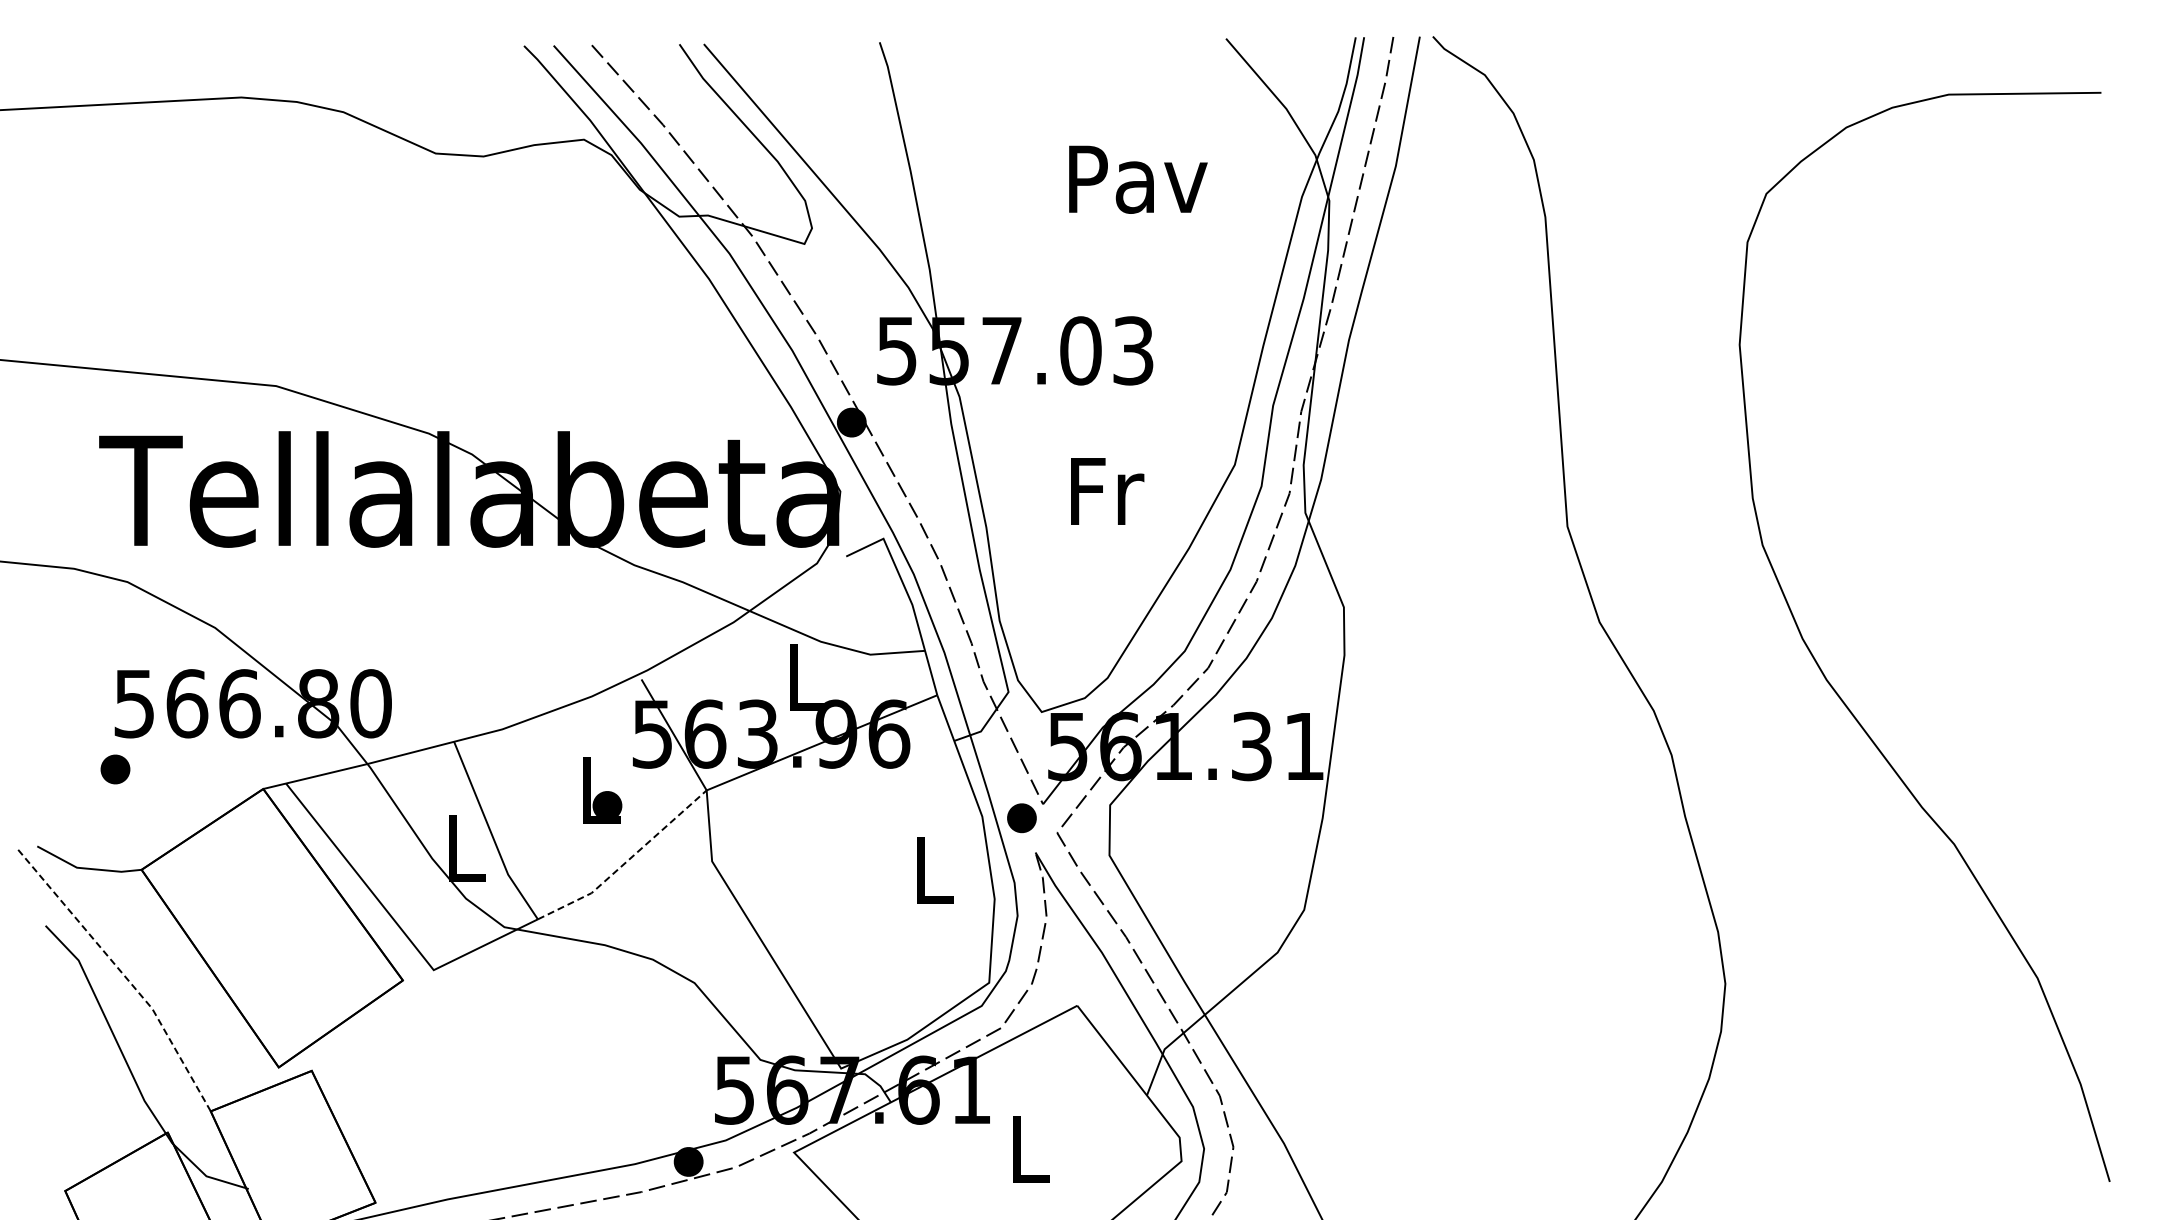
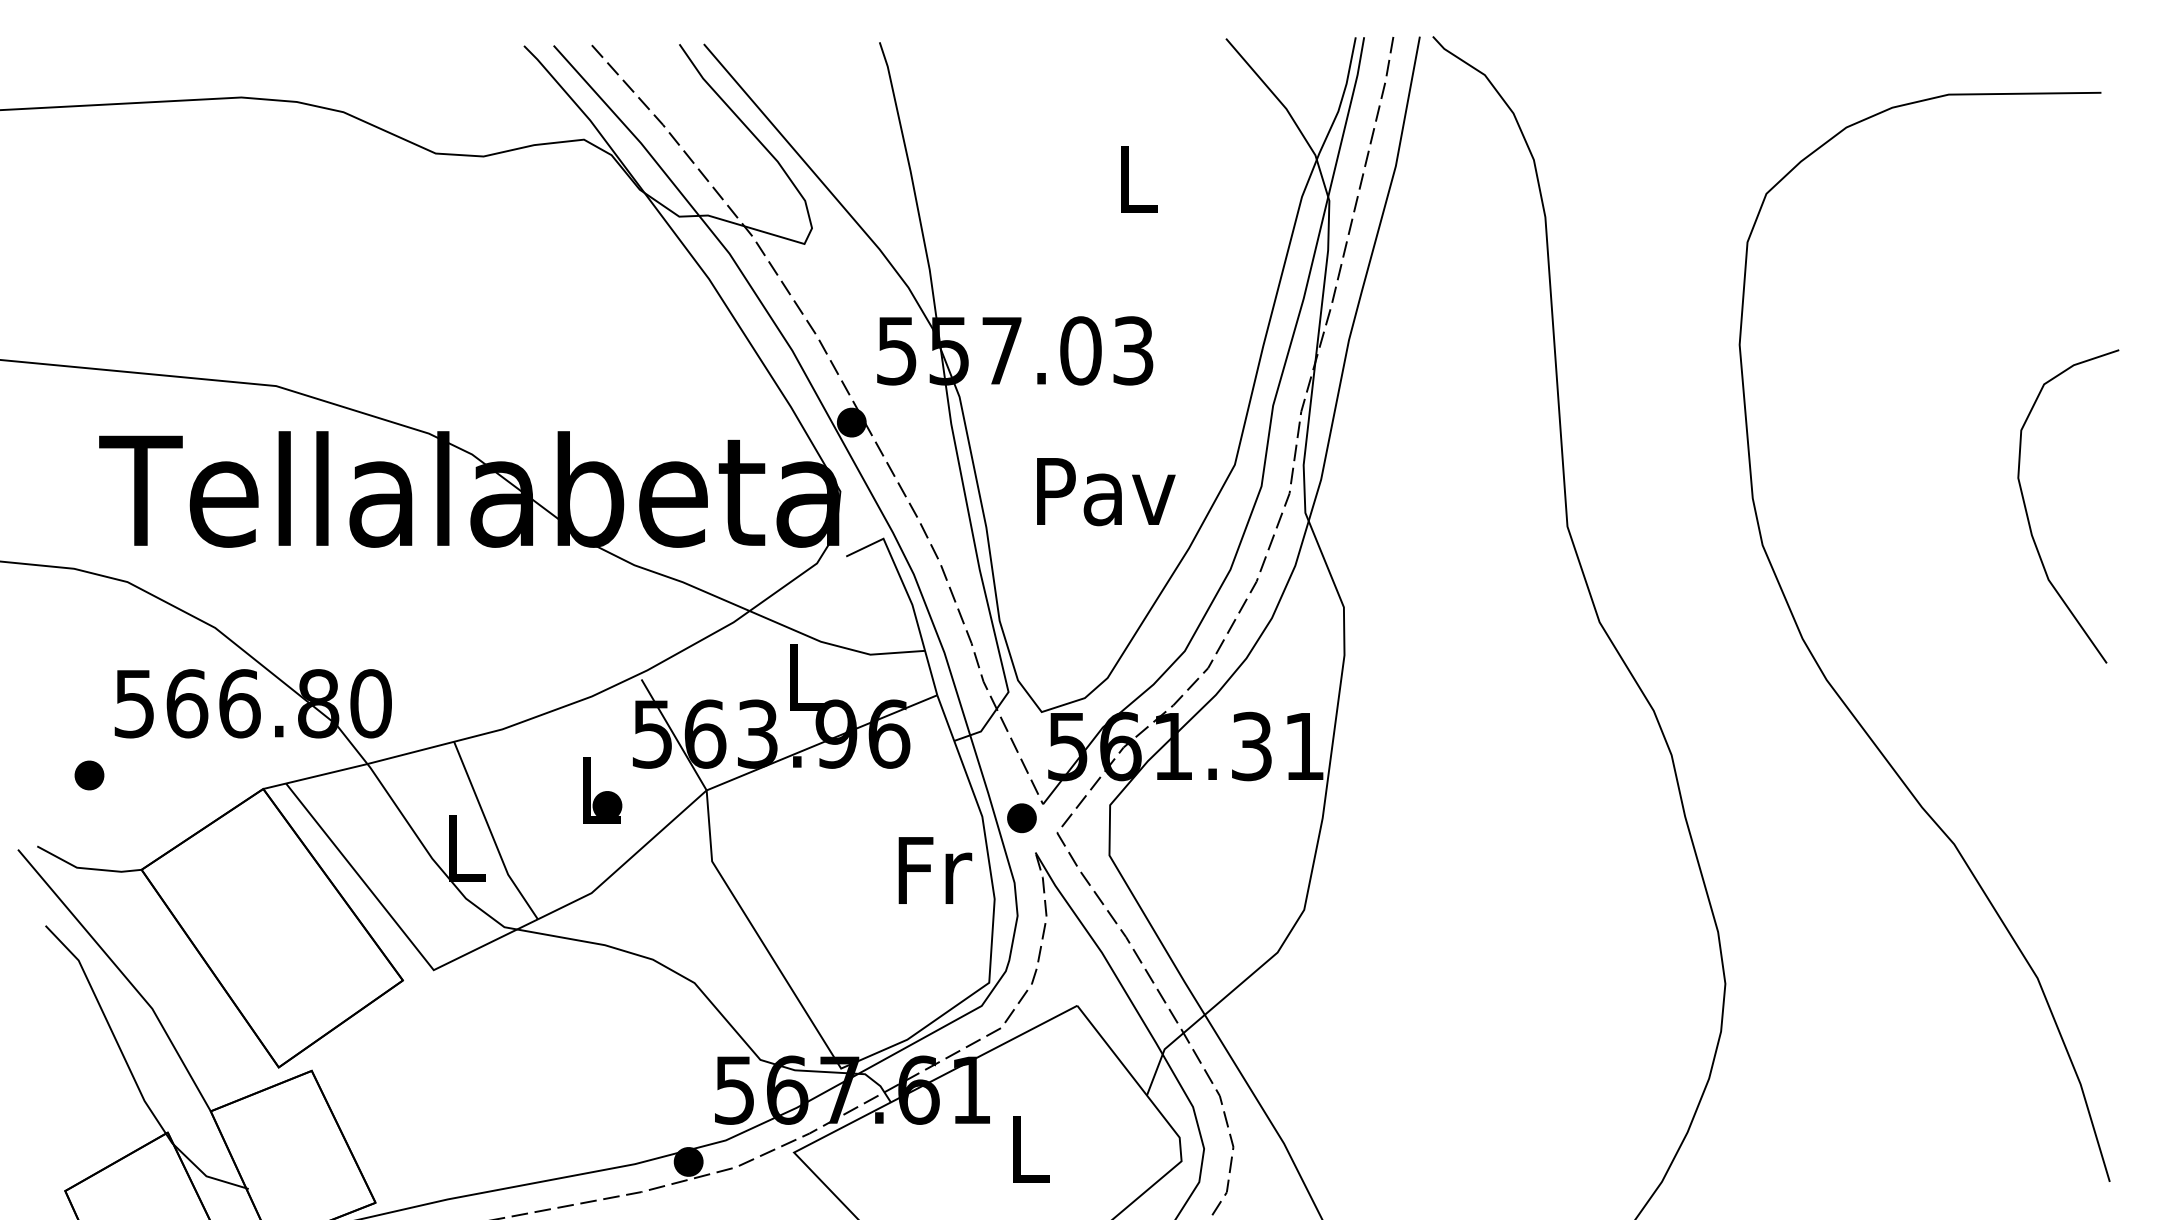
text: Pav -> L (1138, 179)
text: Fr -> Pav (1106, 492)
curve: none -> present (2028, 515)
part position: (115, 769) -> (89, 775) (89, 775)
line: dashed -> solid (626, 862)
text: L -> Fr (935, 870)
line: dashed -> solid (123, 974)
